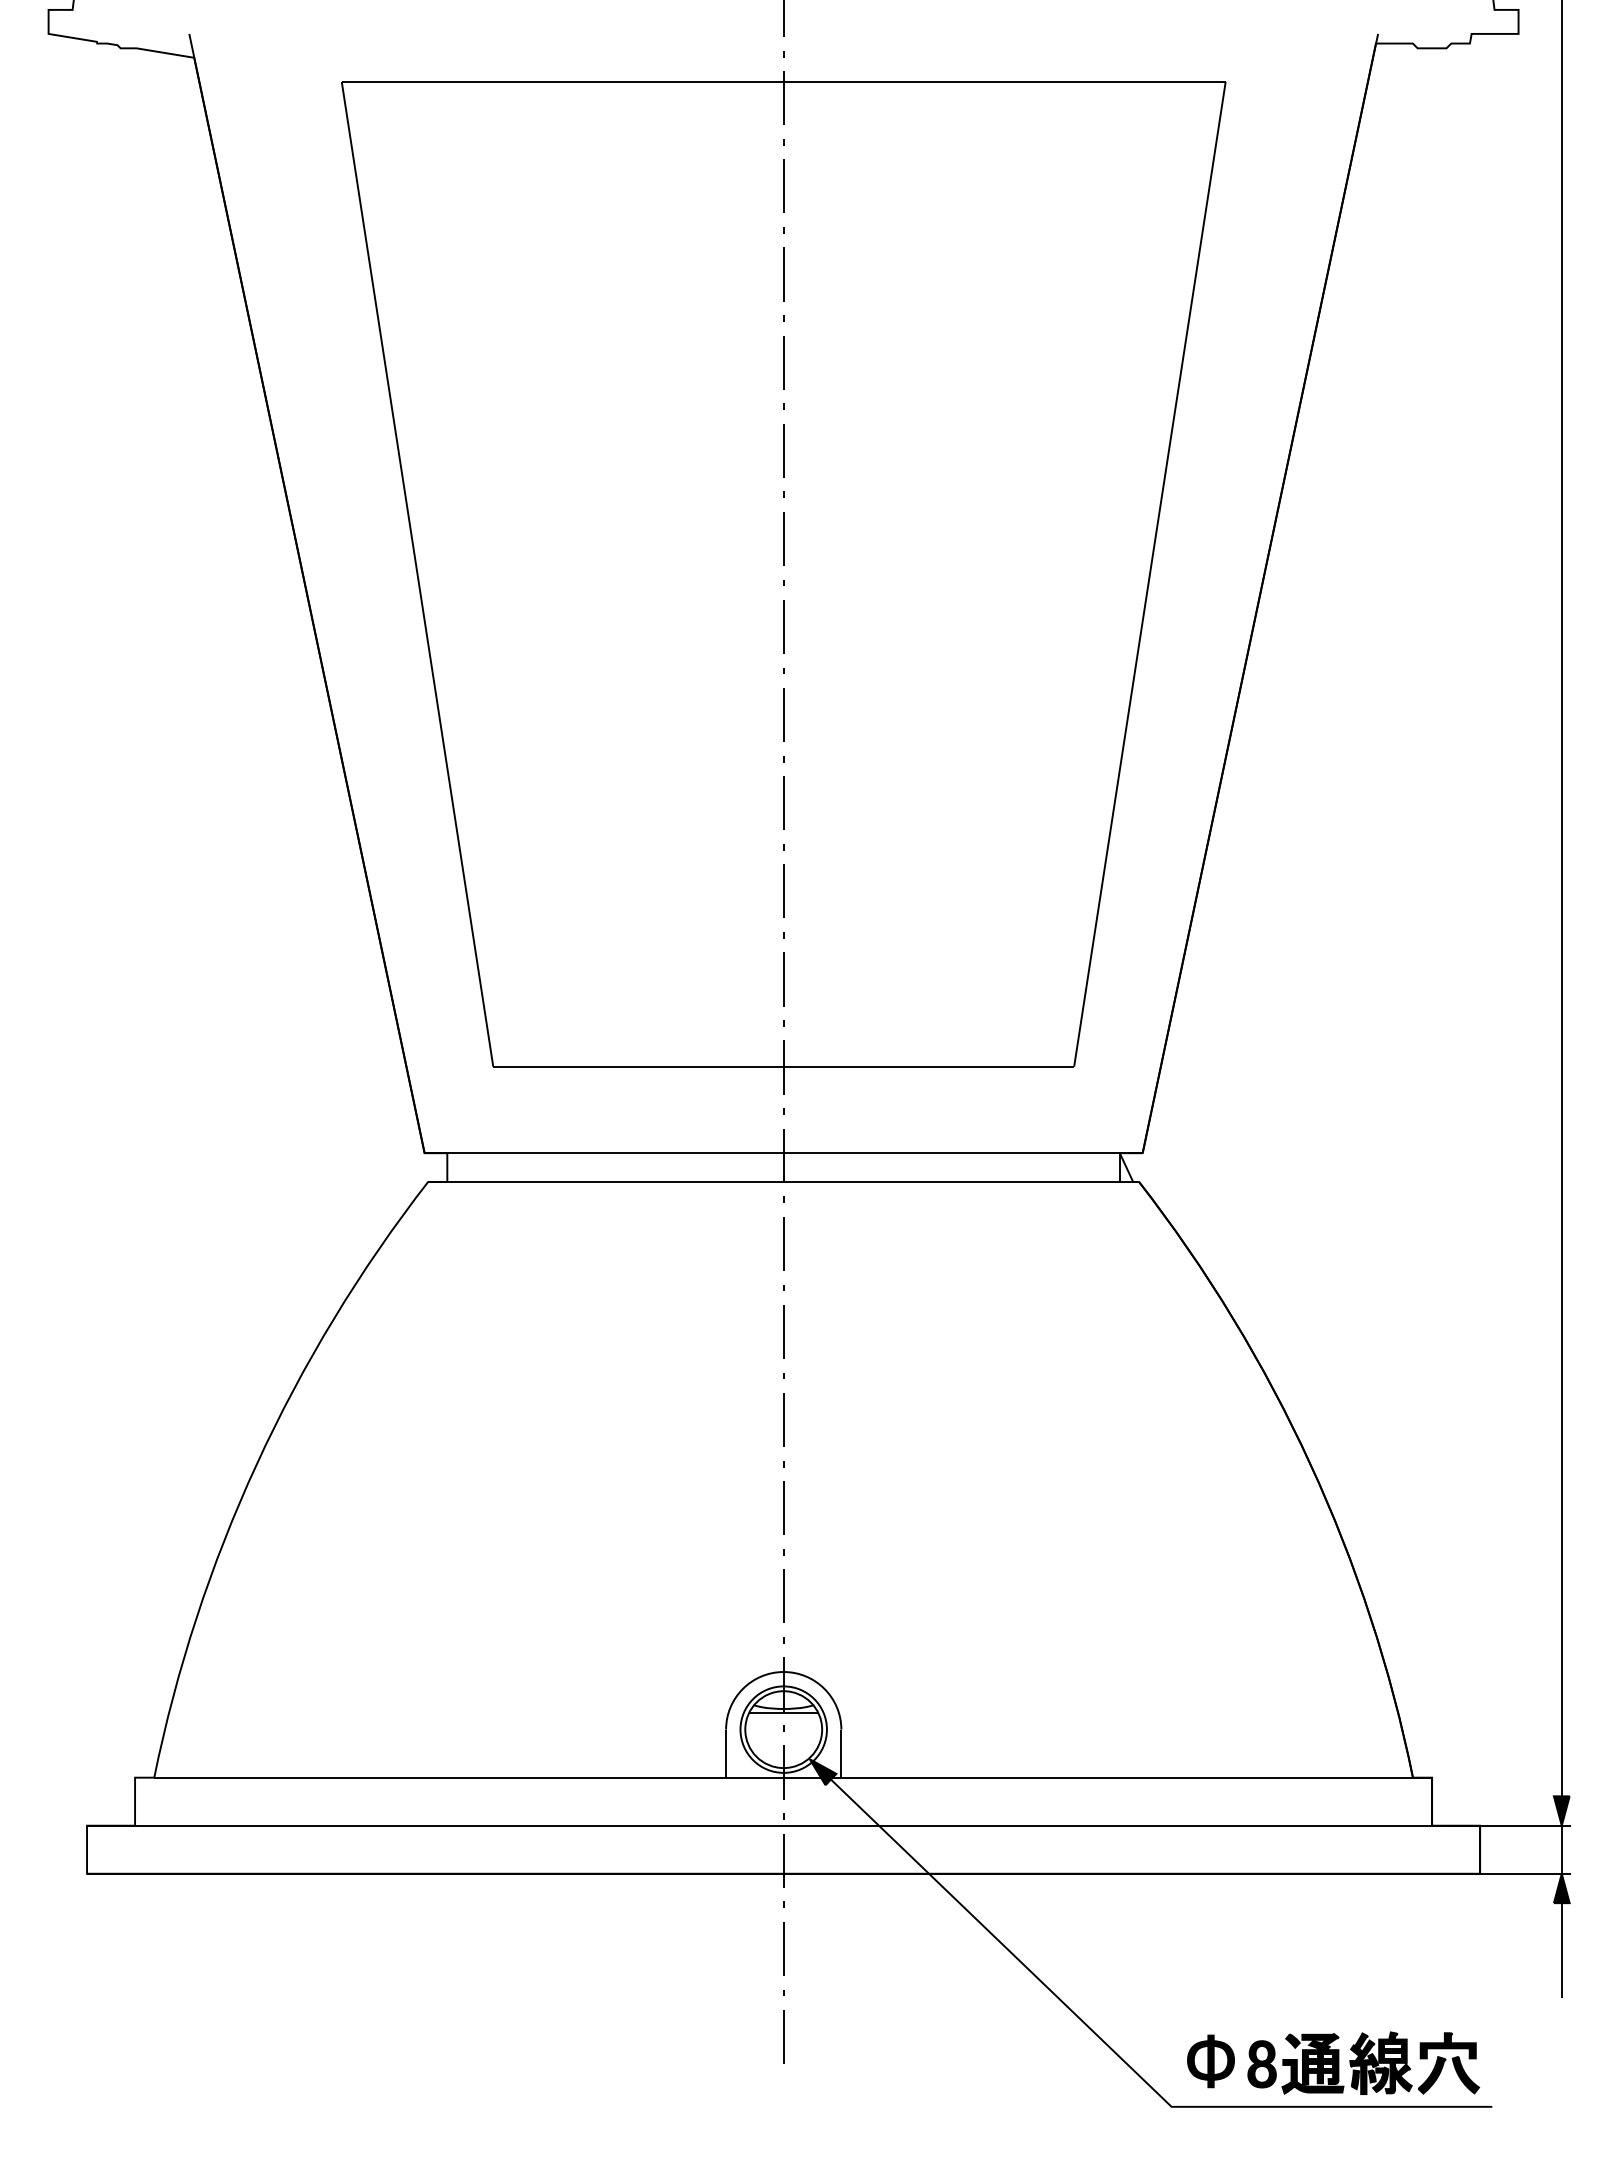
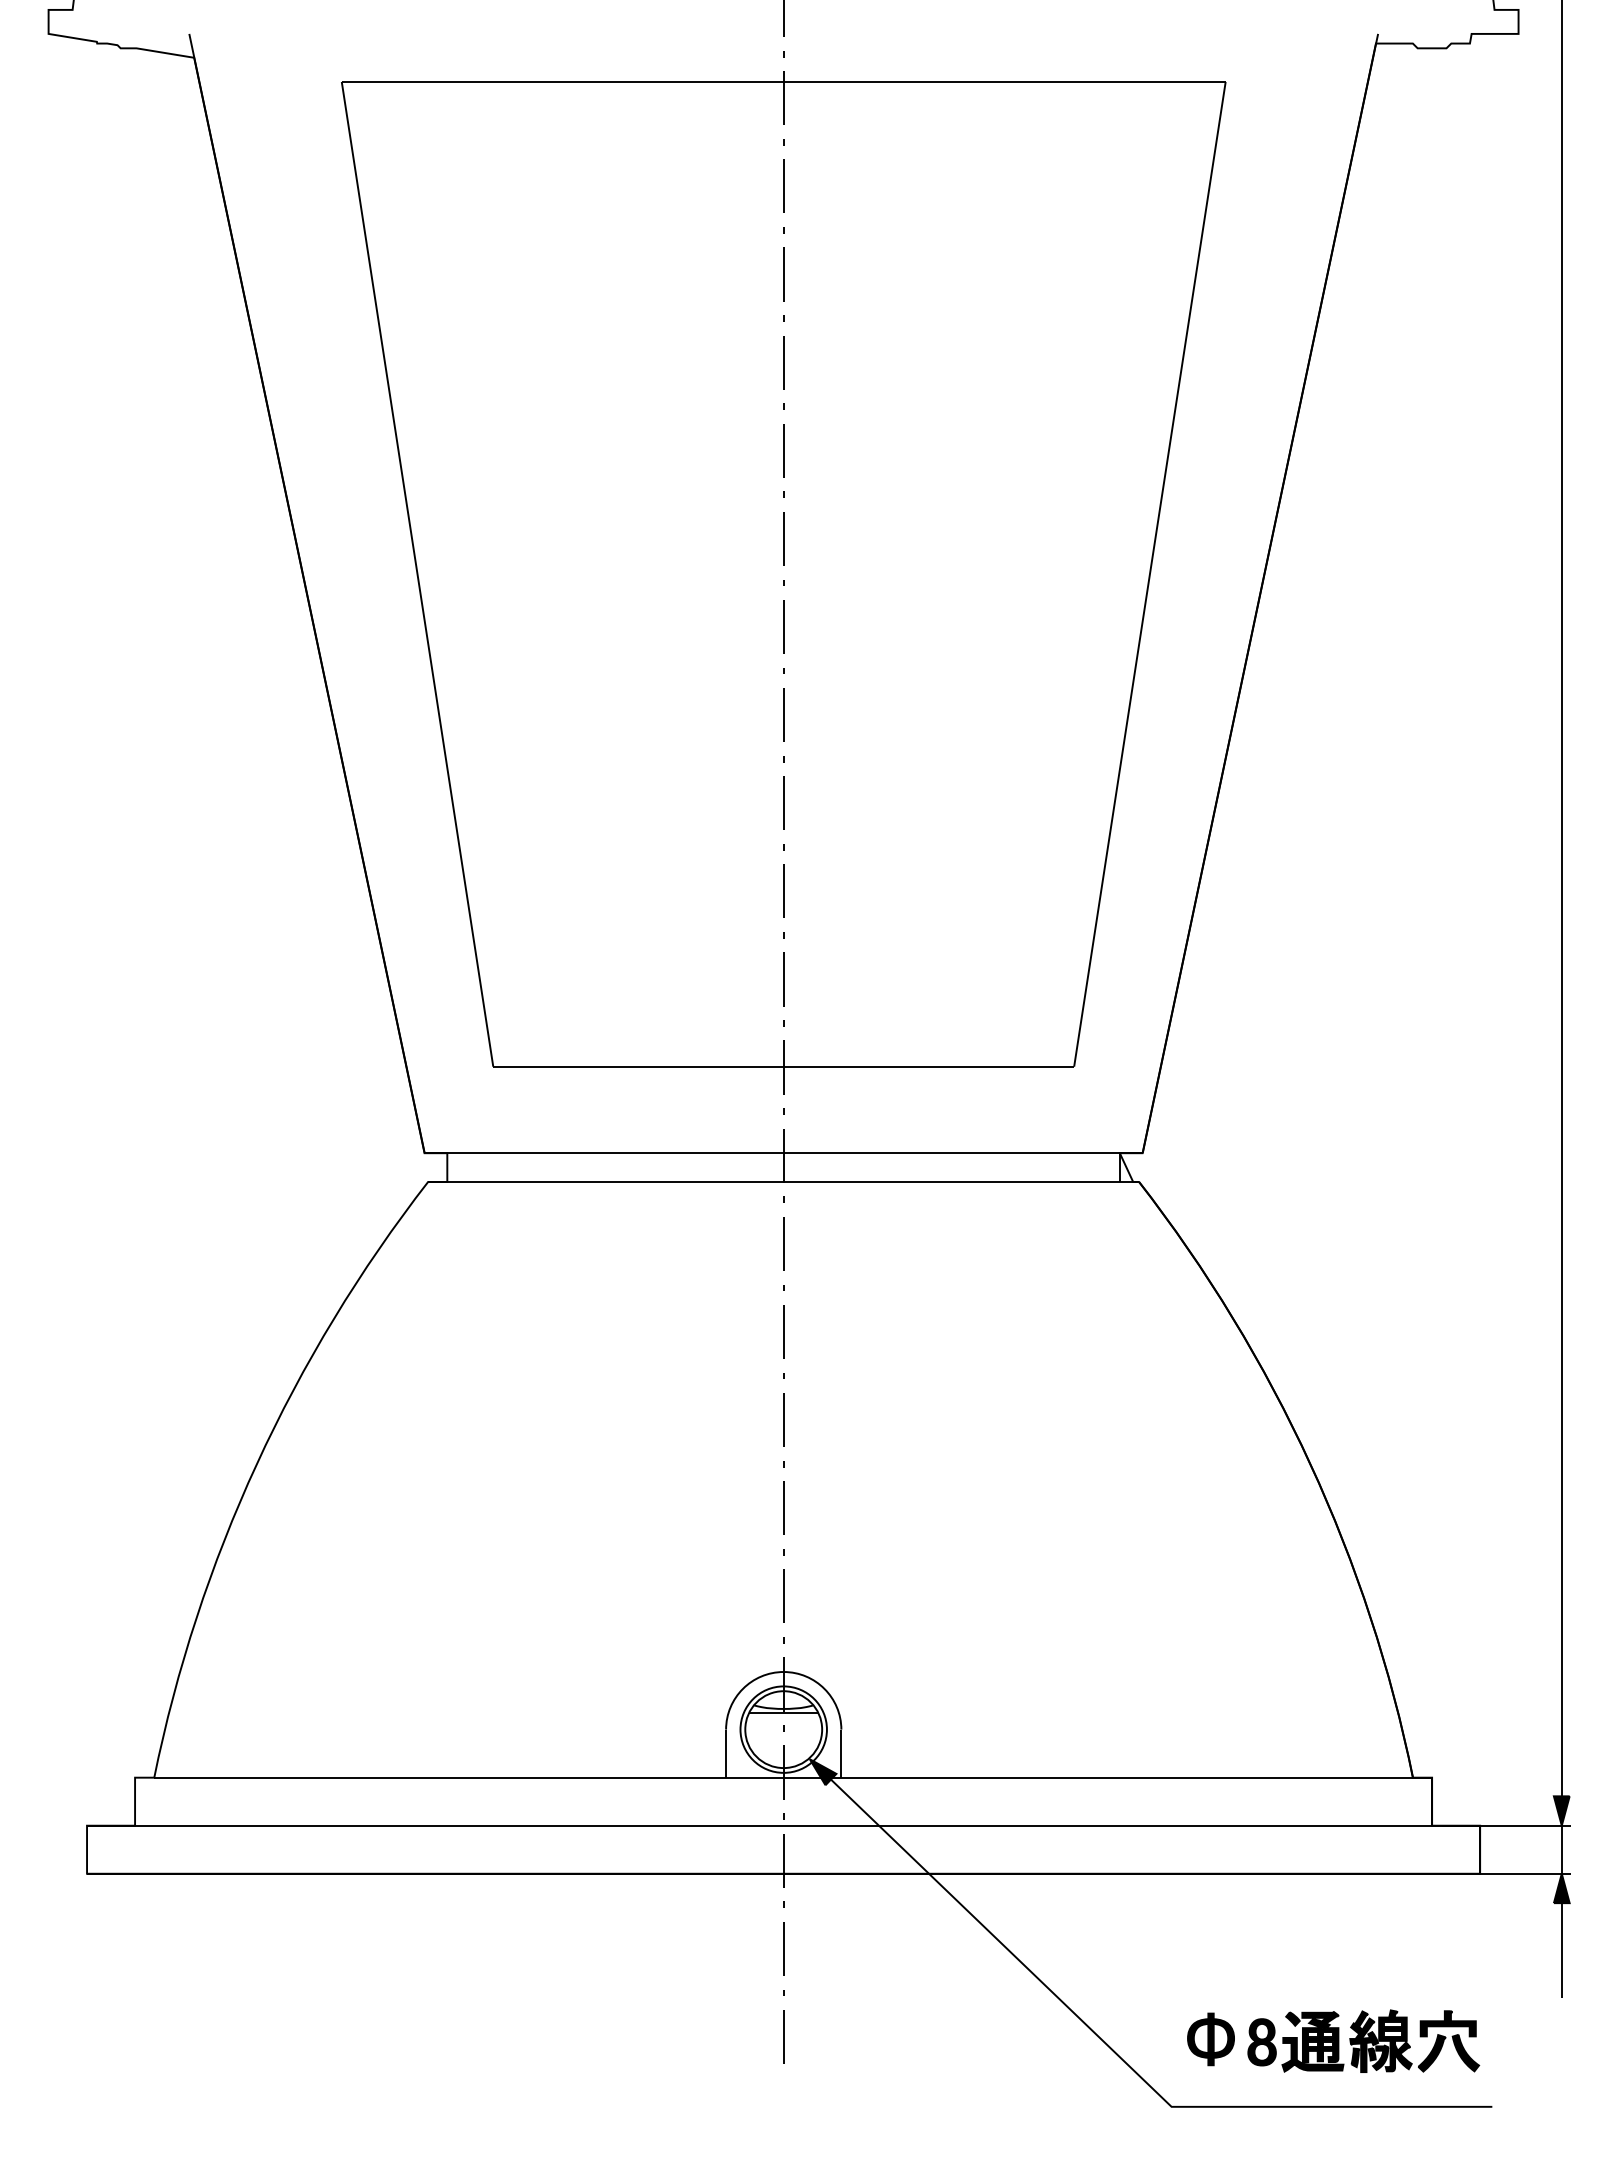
part position: (1333, 2062) -> (1333, 2040) (1333, 2040)
